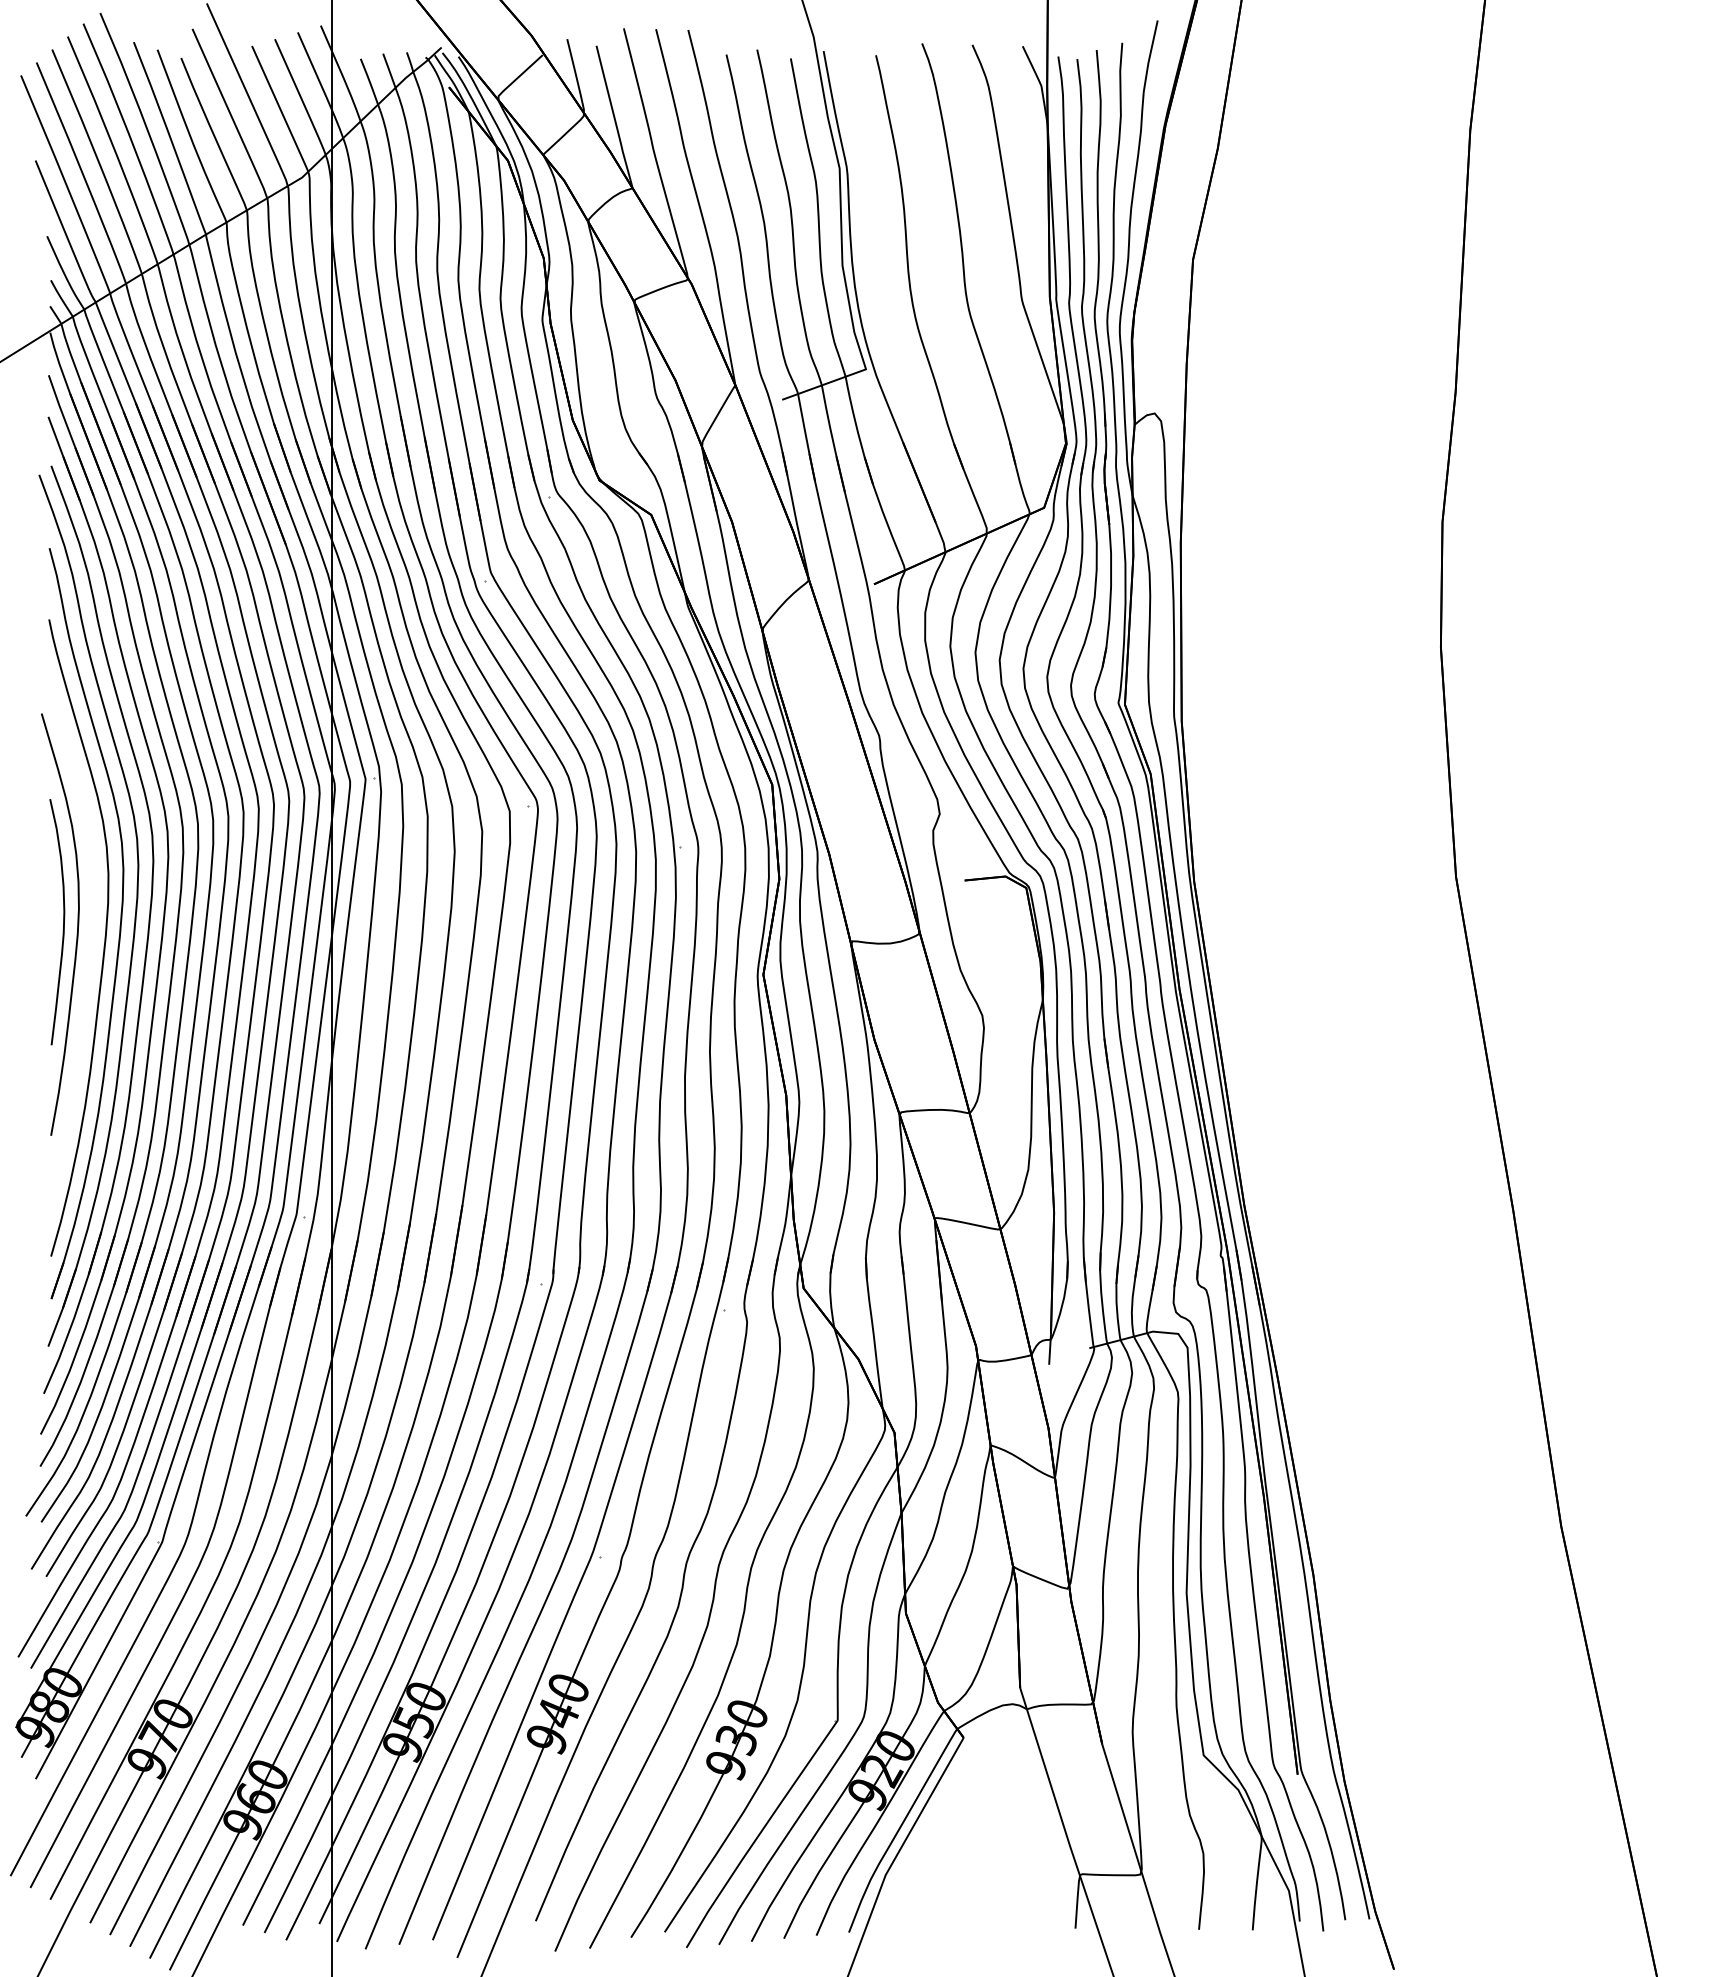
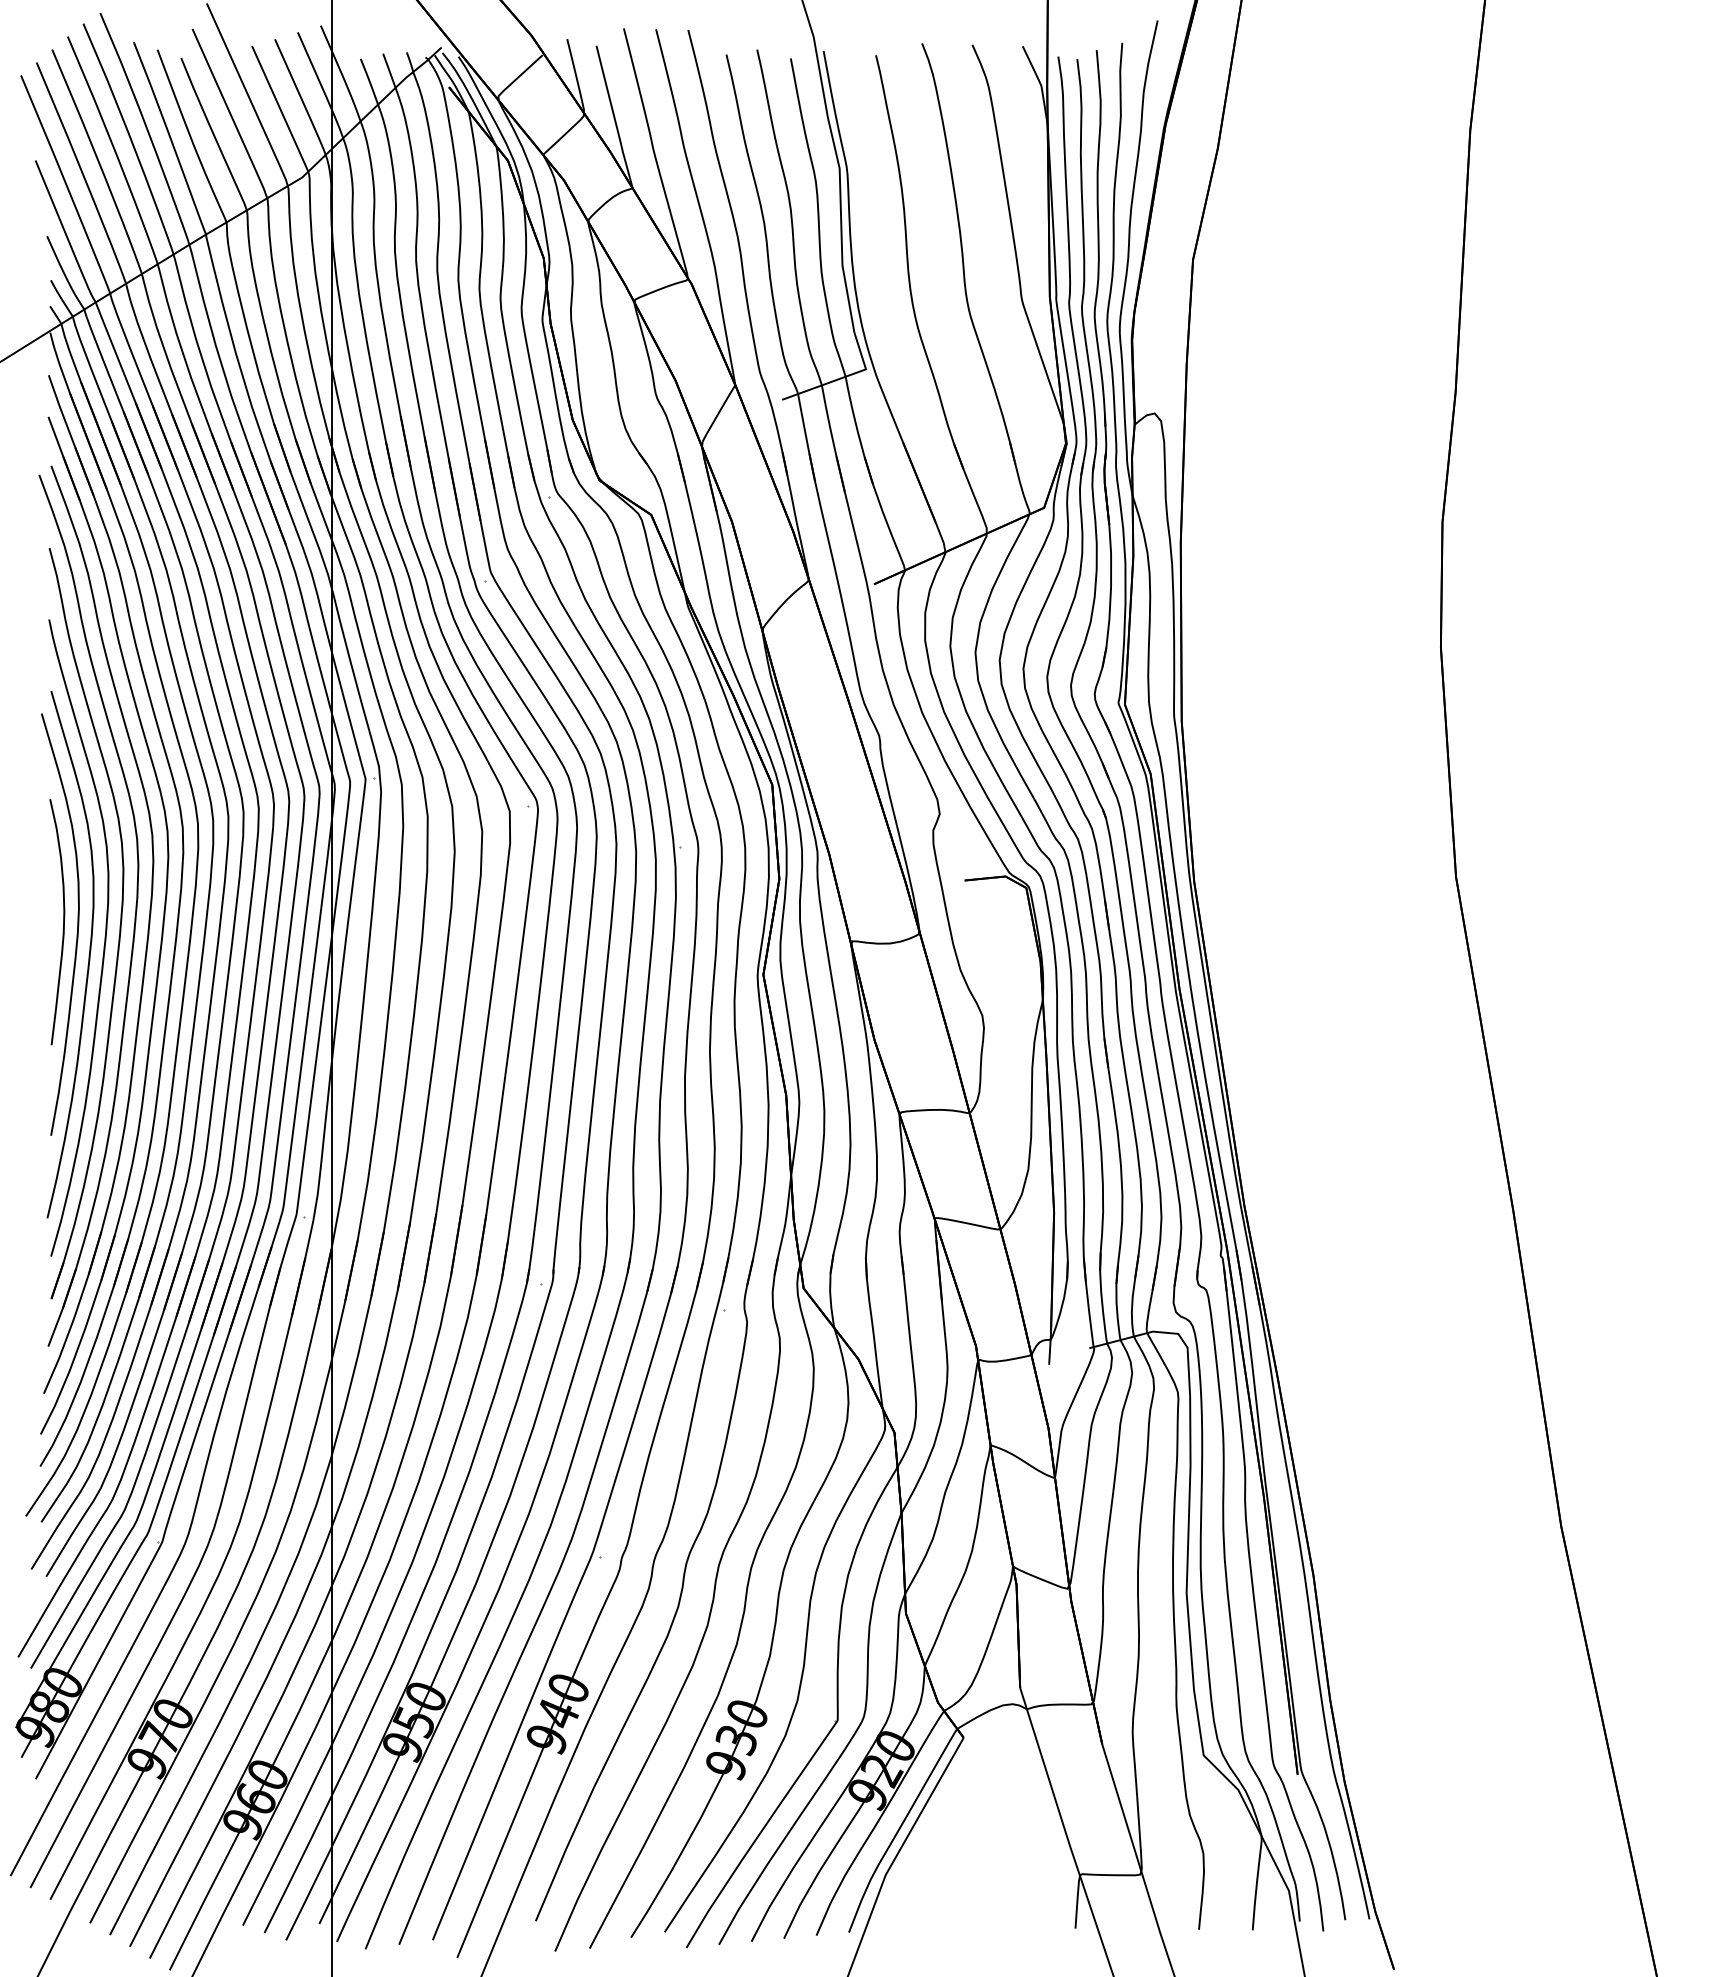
curve: none -> present (88, 955)
